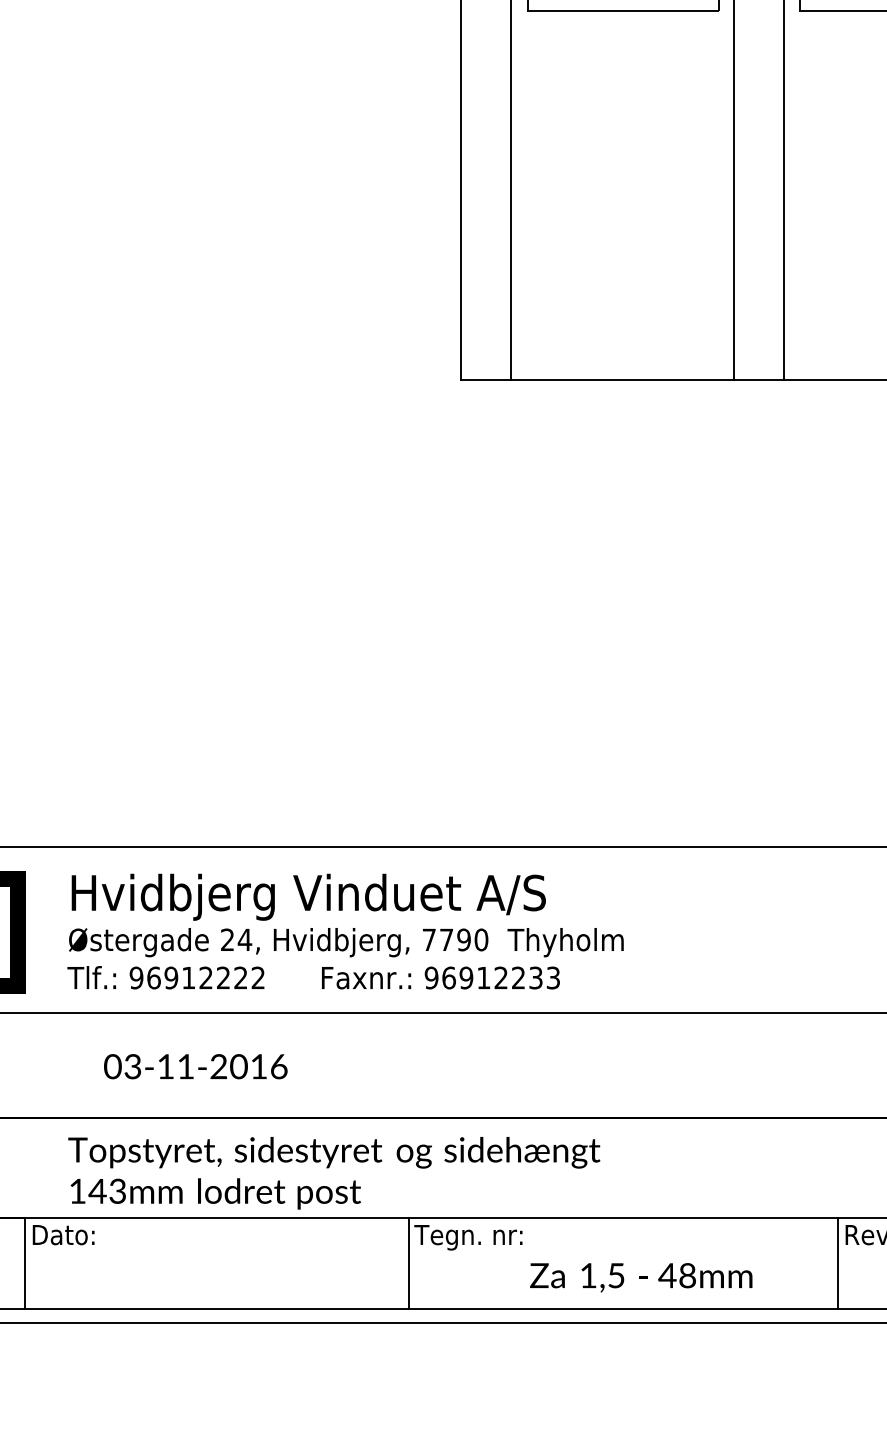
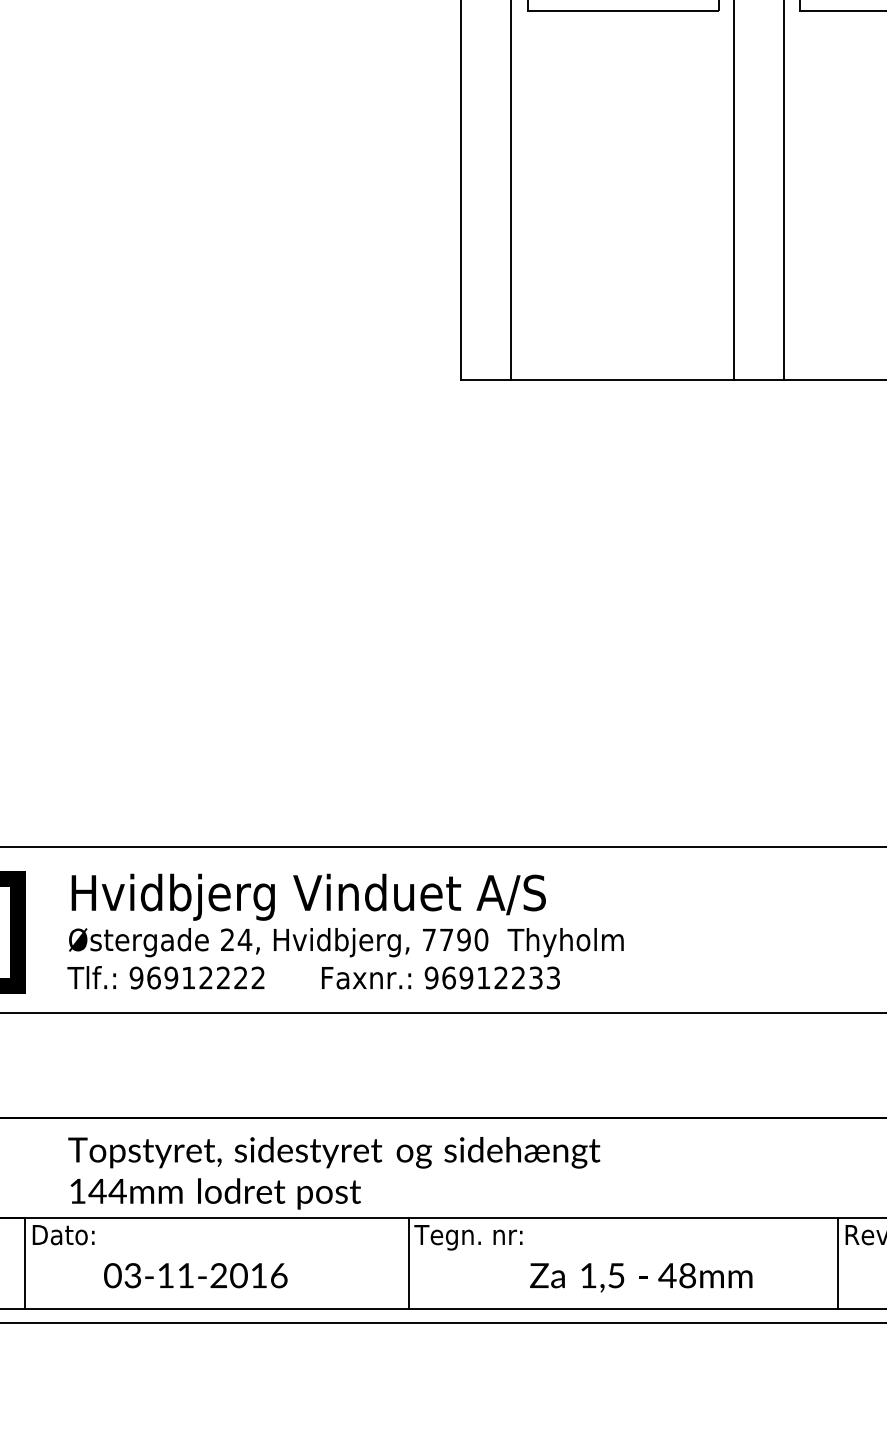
text position: (195, 1066) -> (195, 1275) (195, 1275)
text: 143mm -> 144mm (117, 1190)
